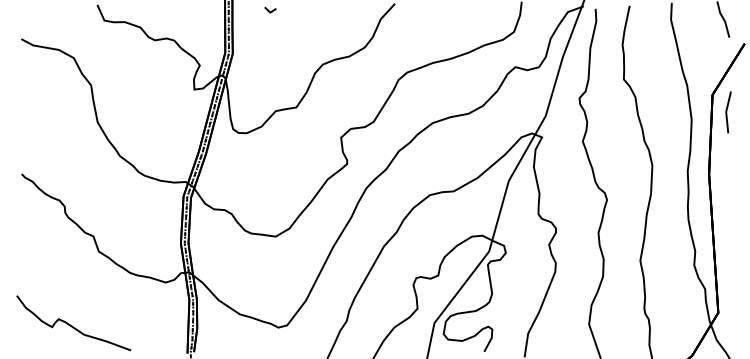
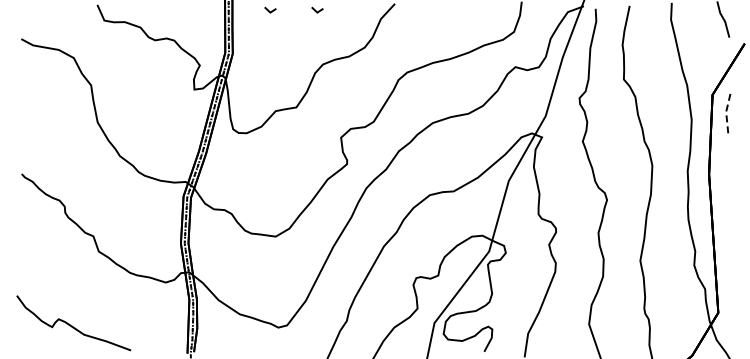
line: none -> present (316, 10)
line: solid -> dashed (726, 111)
